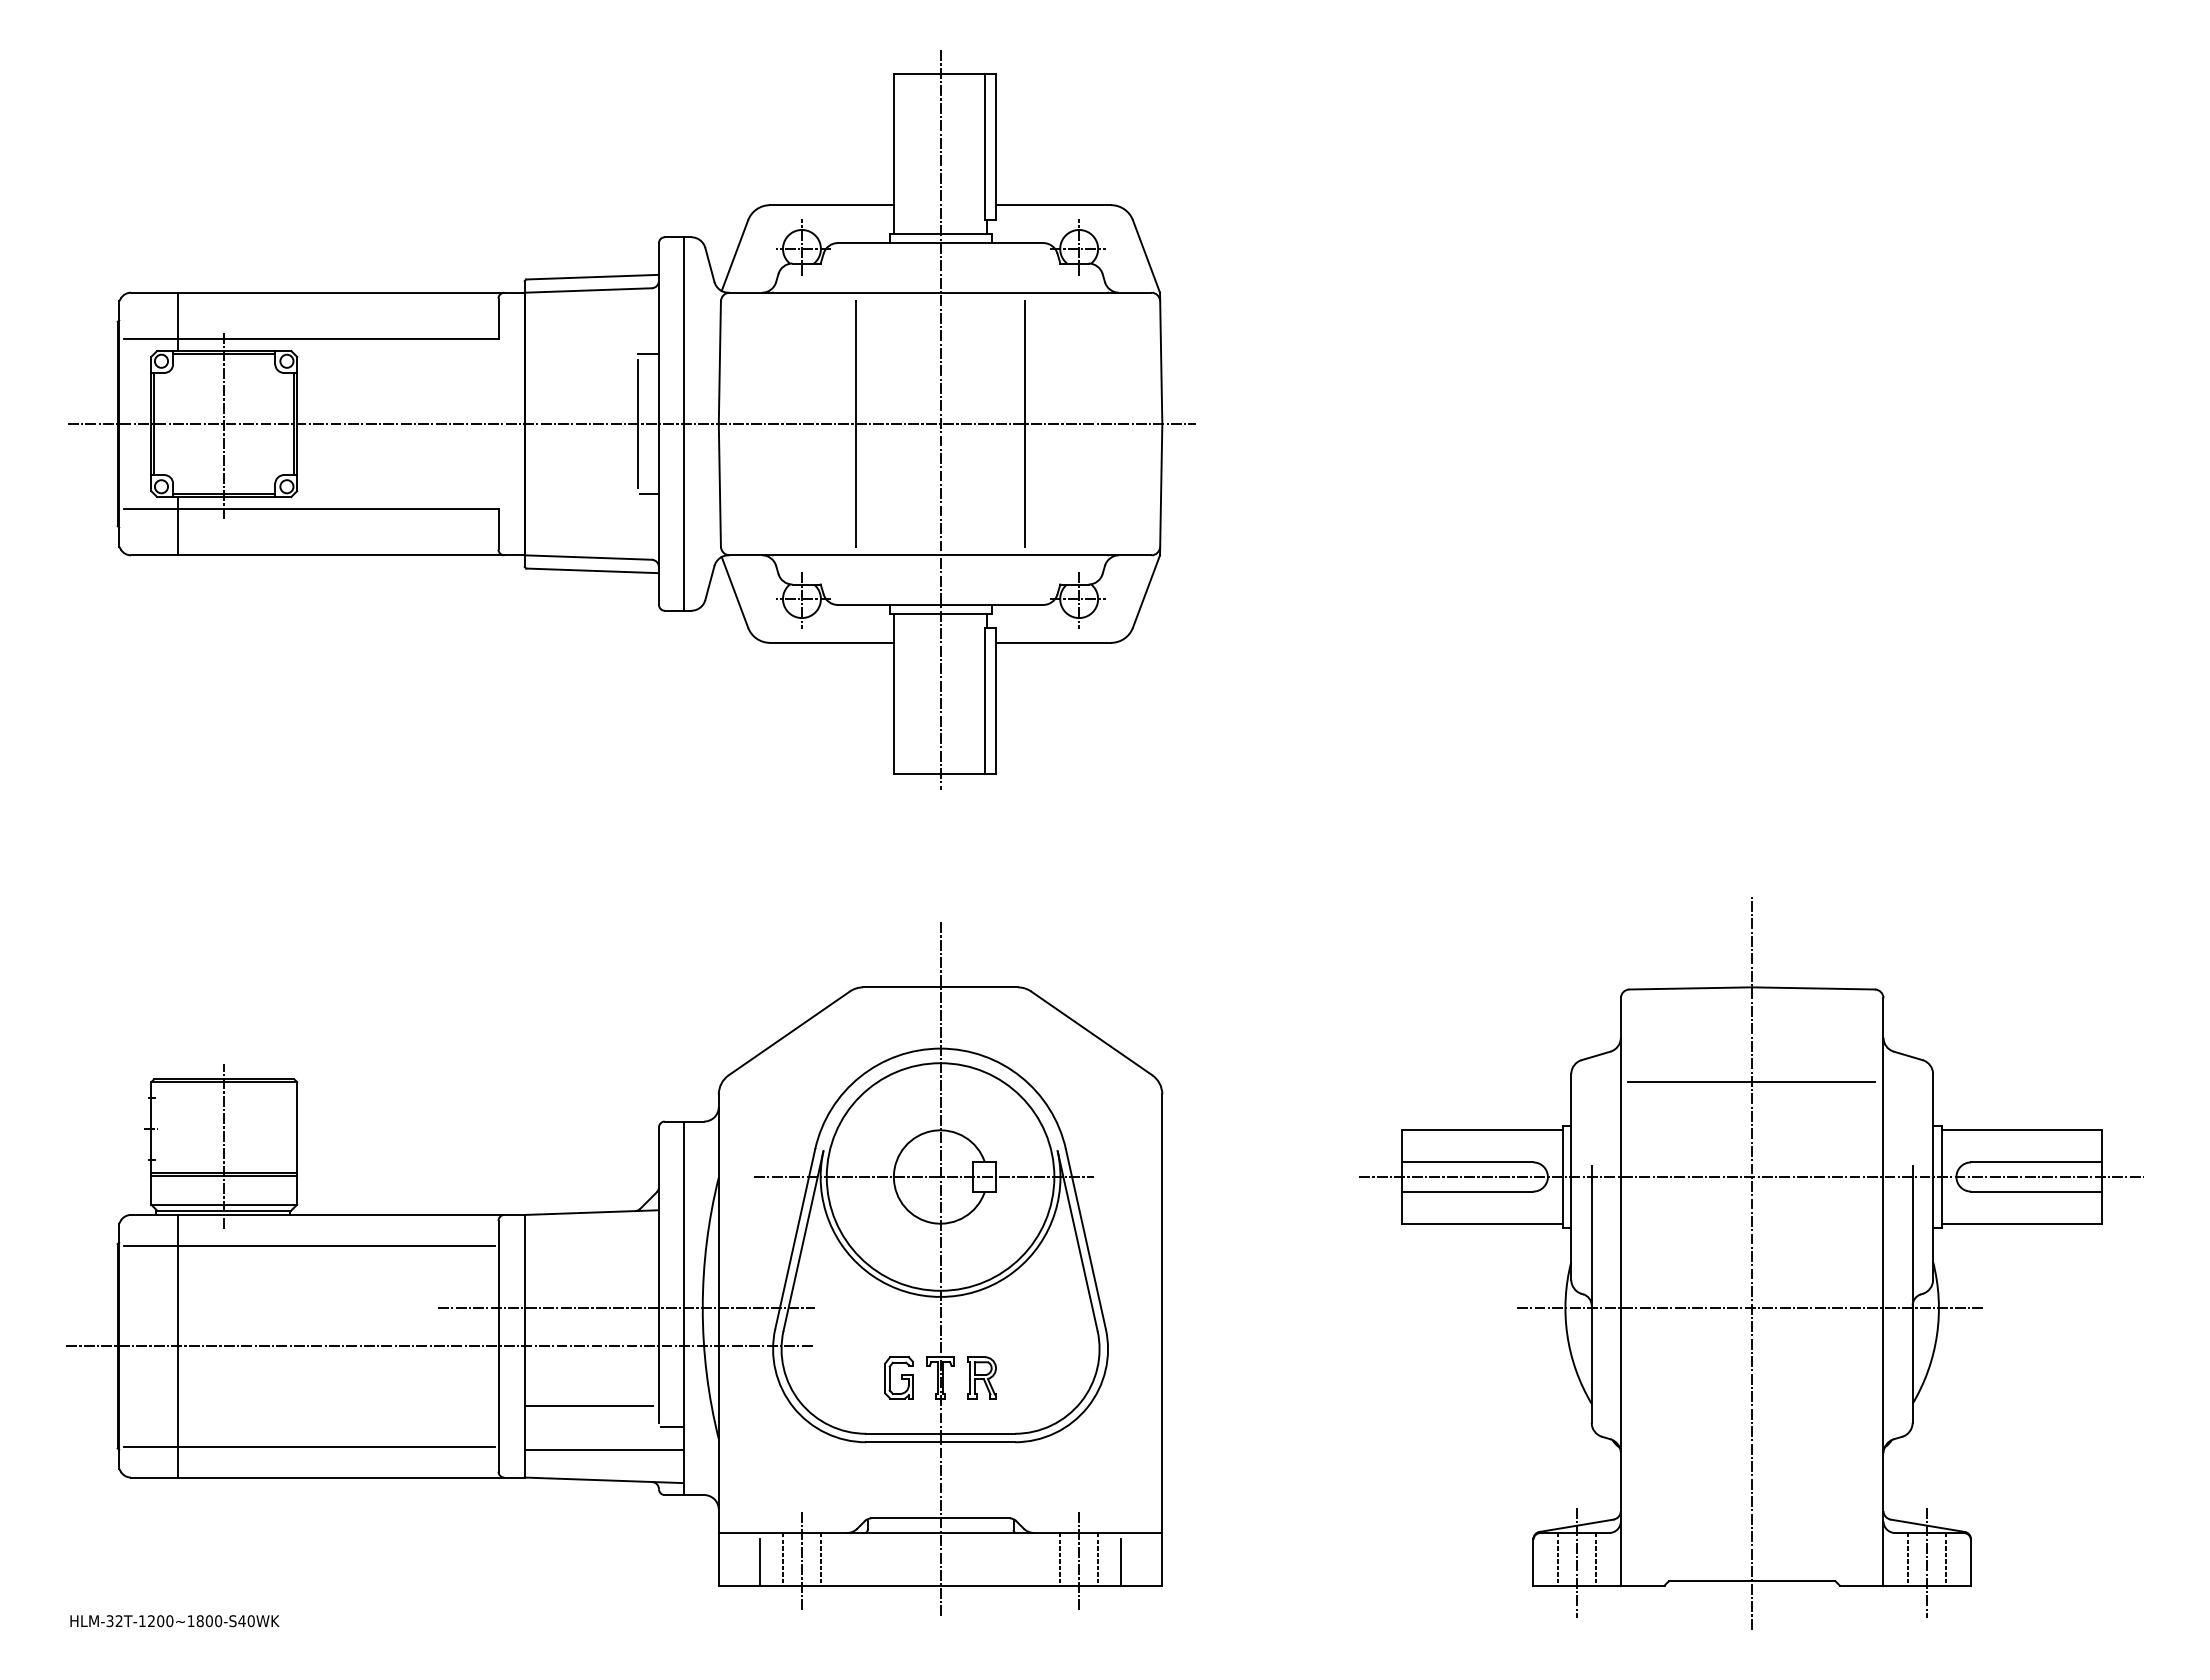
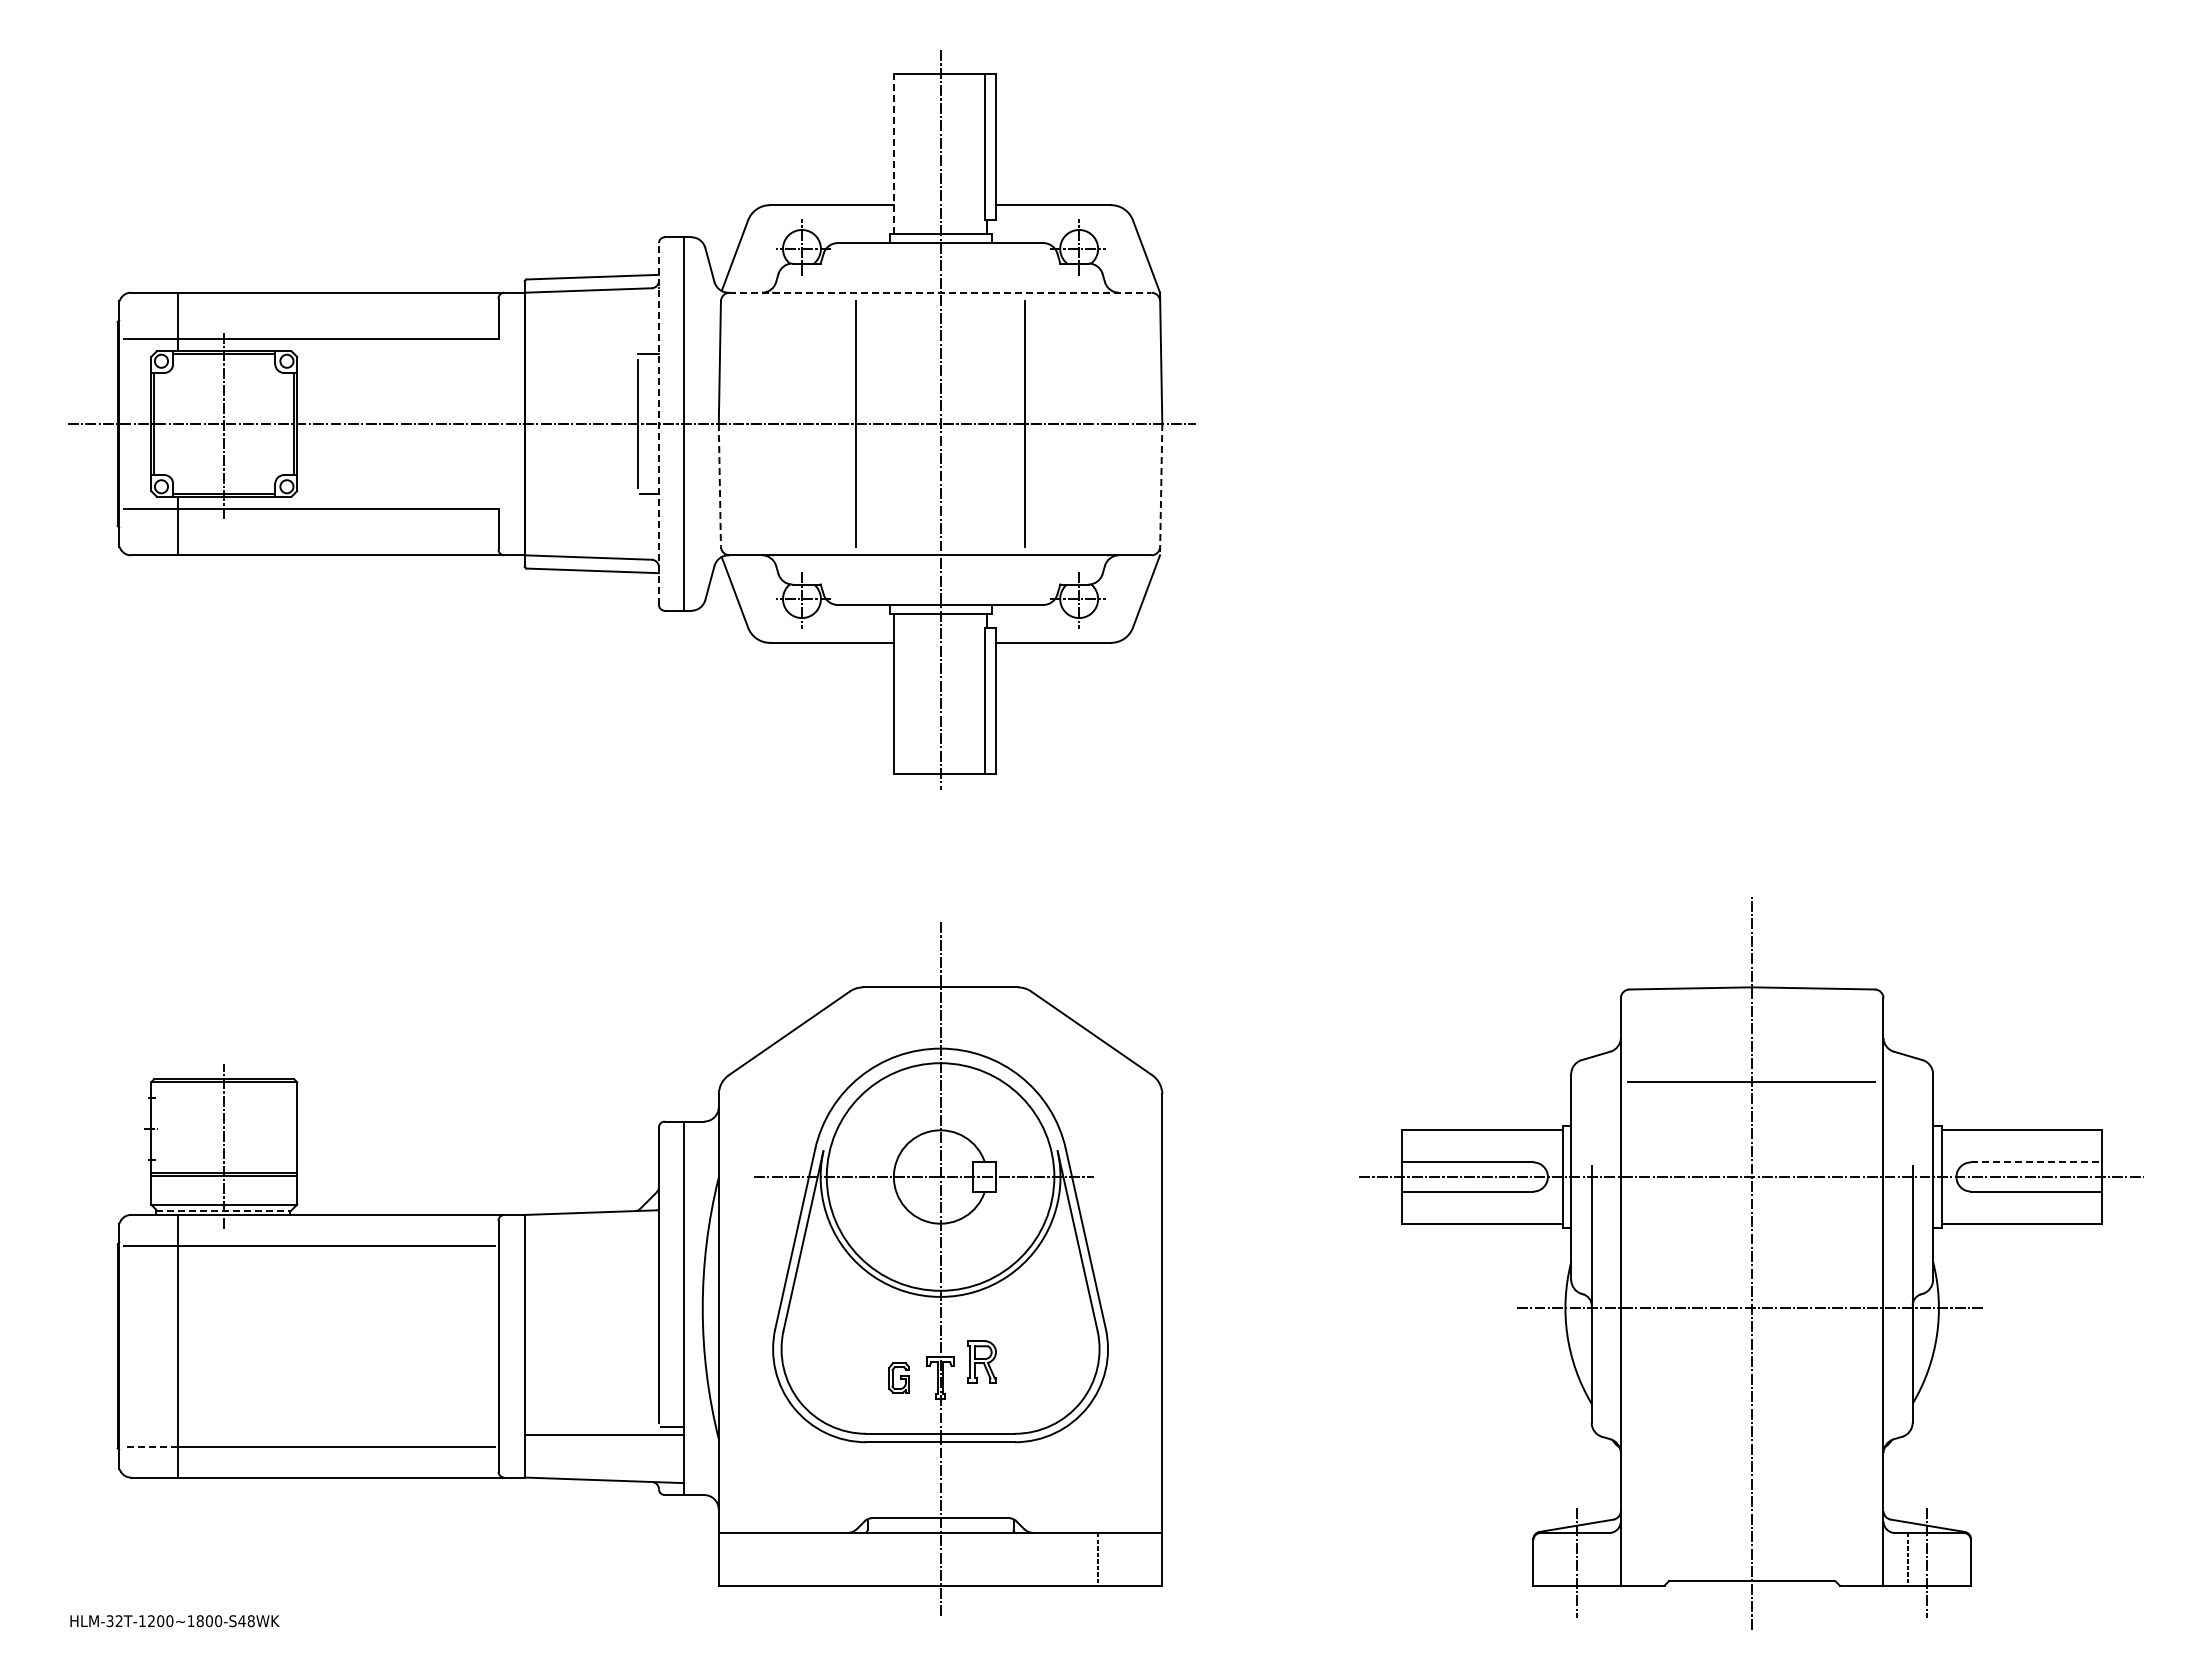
line: solid -> dashed (893, 153)
line: solid -> dashed (940, 292)
line: solid -> dashed (658, 424)
line: solid -> dashed (719, 485)
line: solid -> dashed (1161, 489)
line: solid -> dashed (2036, 1162)
line: solid -> dashed (223, 1210)
line: present -> none (626, 1308)
line: present -> none (440, 1346)
part size: 30x44 px -> 22x32 px (898, 1377)
part position: (981, 1377) -> (981, 1361) (981, 1361)
line: present -> none (588, 1406)
line: solid -> dashed (150, 1446)
line position: (603, 1449) -> (603, 1434) (603, 1434)
line: present -> none (783, 1559)
line: present -> none (820, 1559)
line: present -> none (1060, 1559)
line: present -> none (1558, 1559)
line: present -> none (1596, 1559)
line: present -> none (1946, 1559)
line: present -> none (1079, 1560)
line: present -> none (801, 1561)
line: present -> none (759, 1562)
line: present -> none (1121, 1562)
text: HLM-32T-1200~1800-S40WK -> HLM-32T-1200~1800-S48WK (250, 1620)
